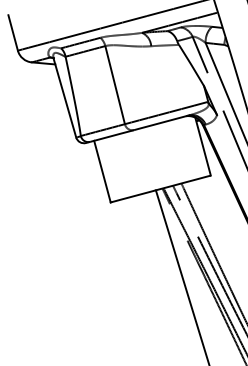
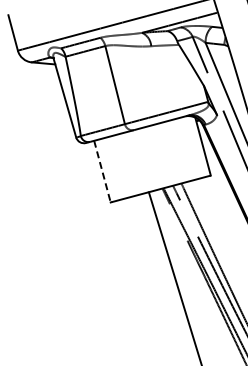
line: solid -> dashed (102, 171)
line position: (181, 276) -> (174, 277) (174, 277)
